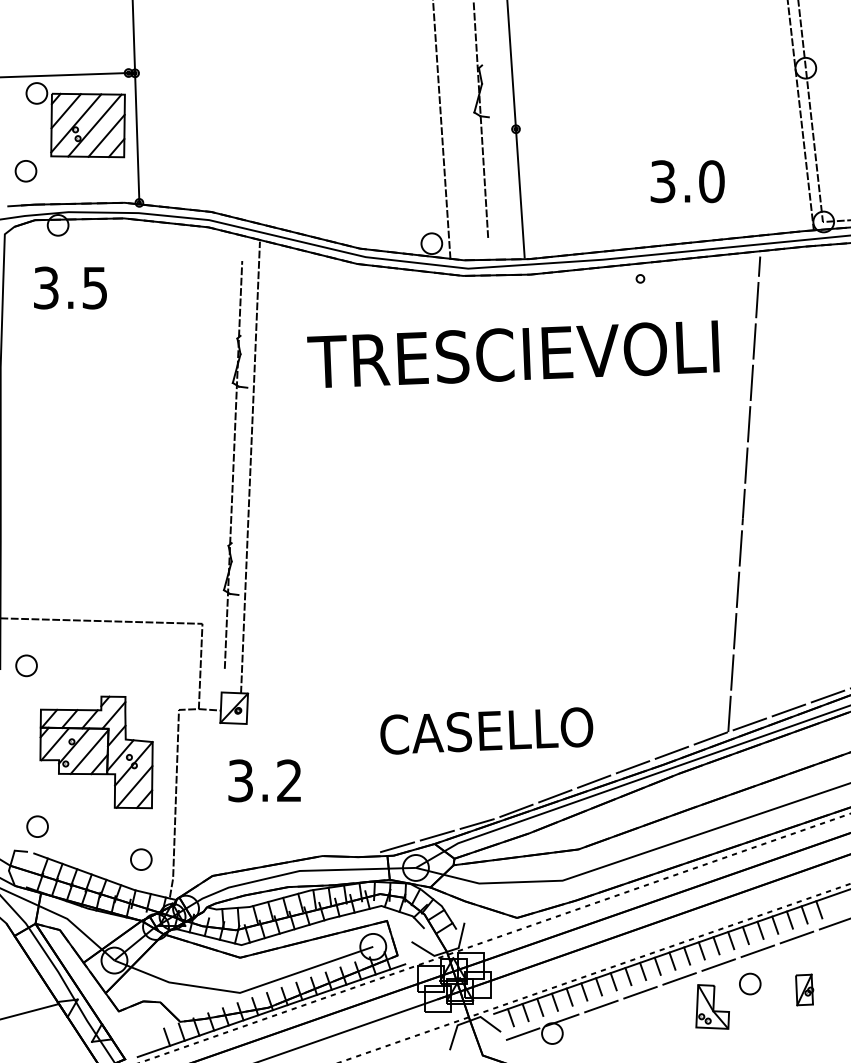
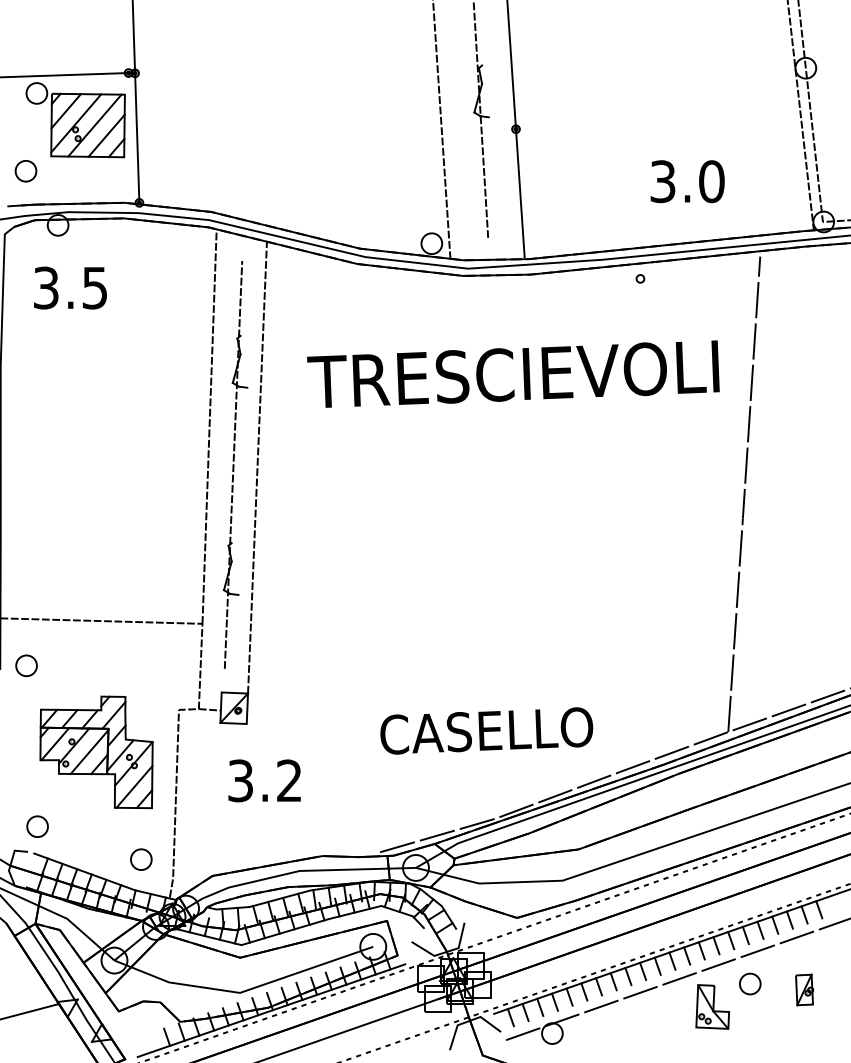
text position: (513, 353) -> (513, 373) (513, 373)
line: none -> present (209, 426)
line position: (250, 467) -> (257, 467) (257, 467)
